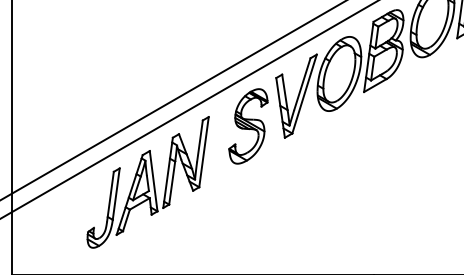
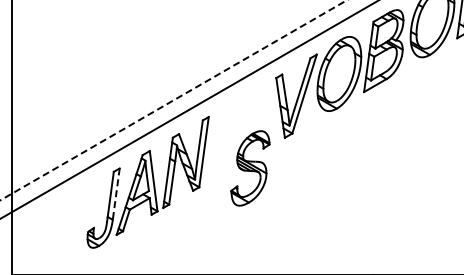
line: solid -> dashed (173, 100)
part position: (248, 126) -> (250, 168) (250, 168)
line: solid -> dashed (116, 194)
